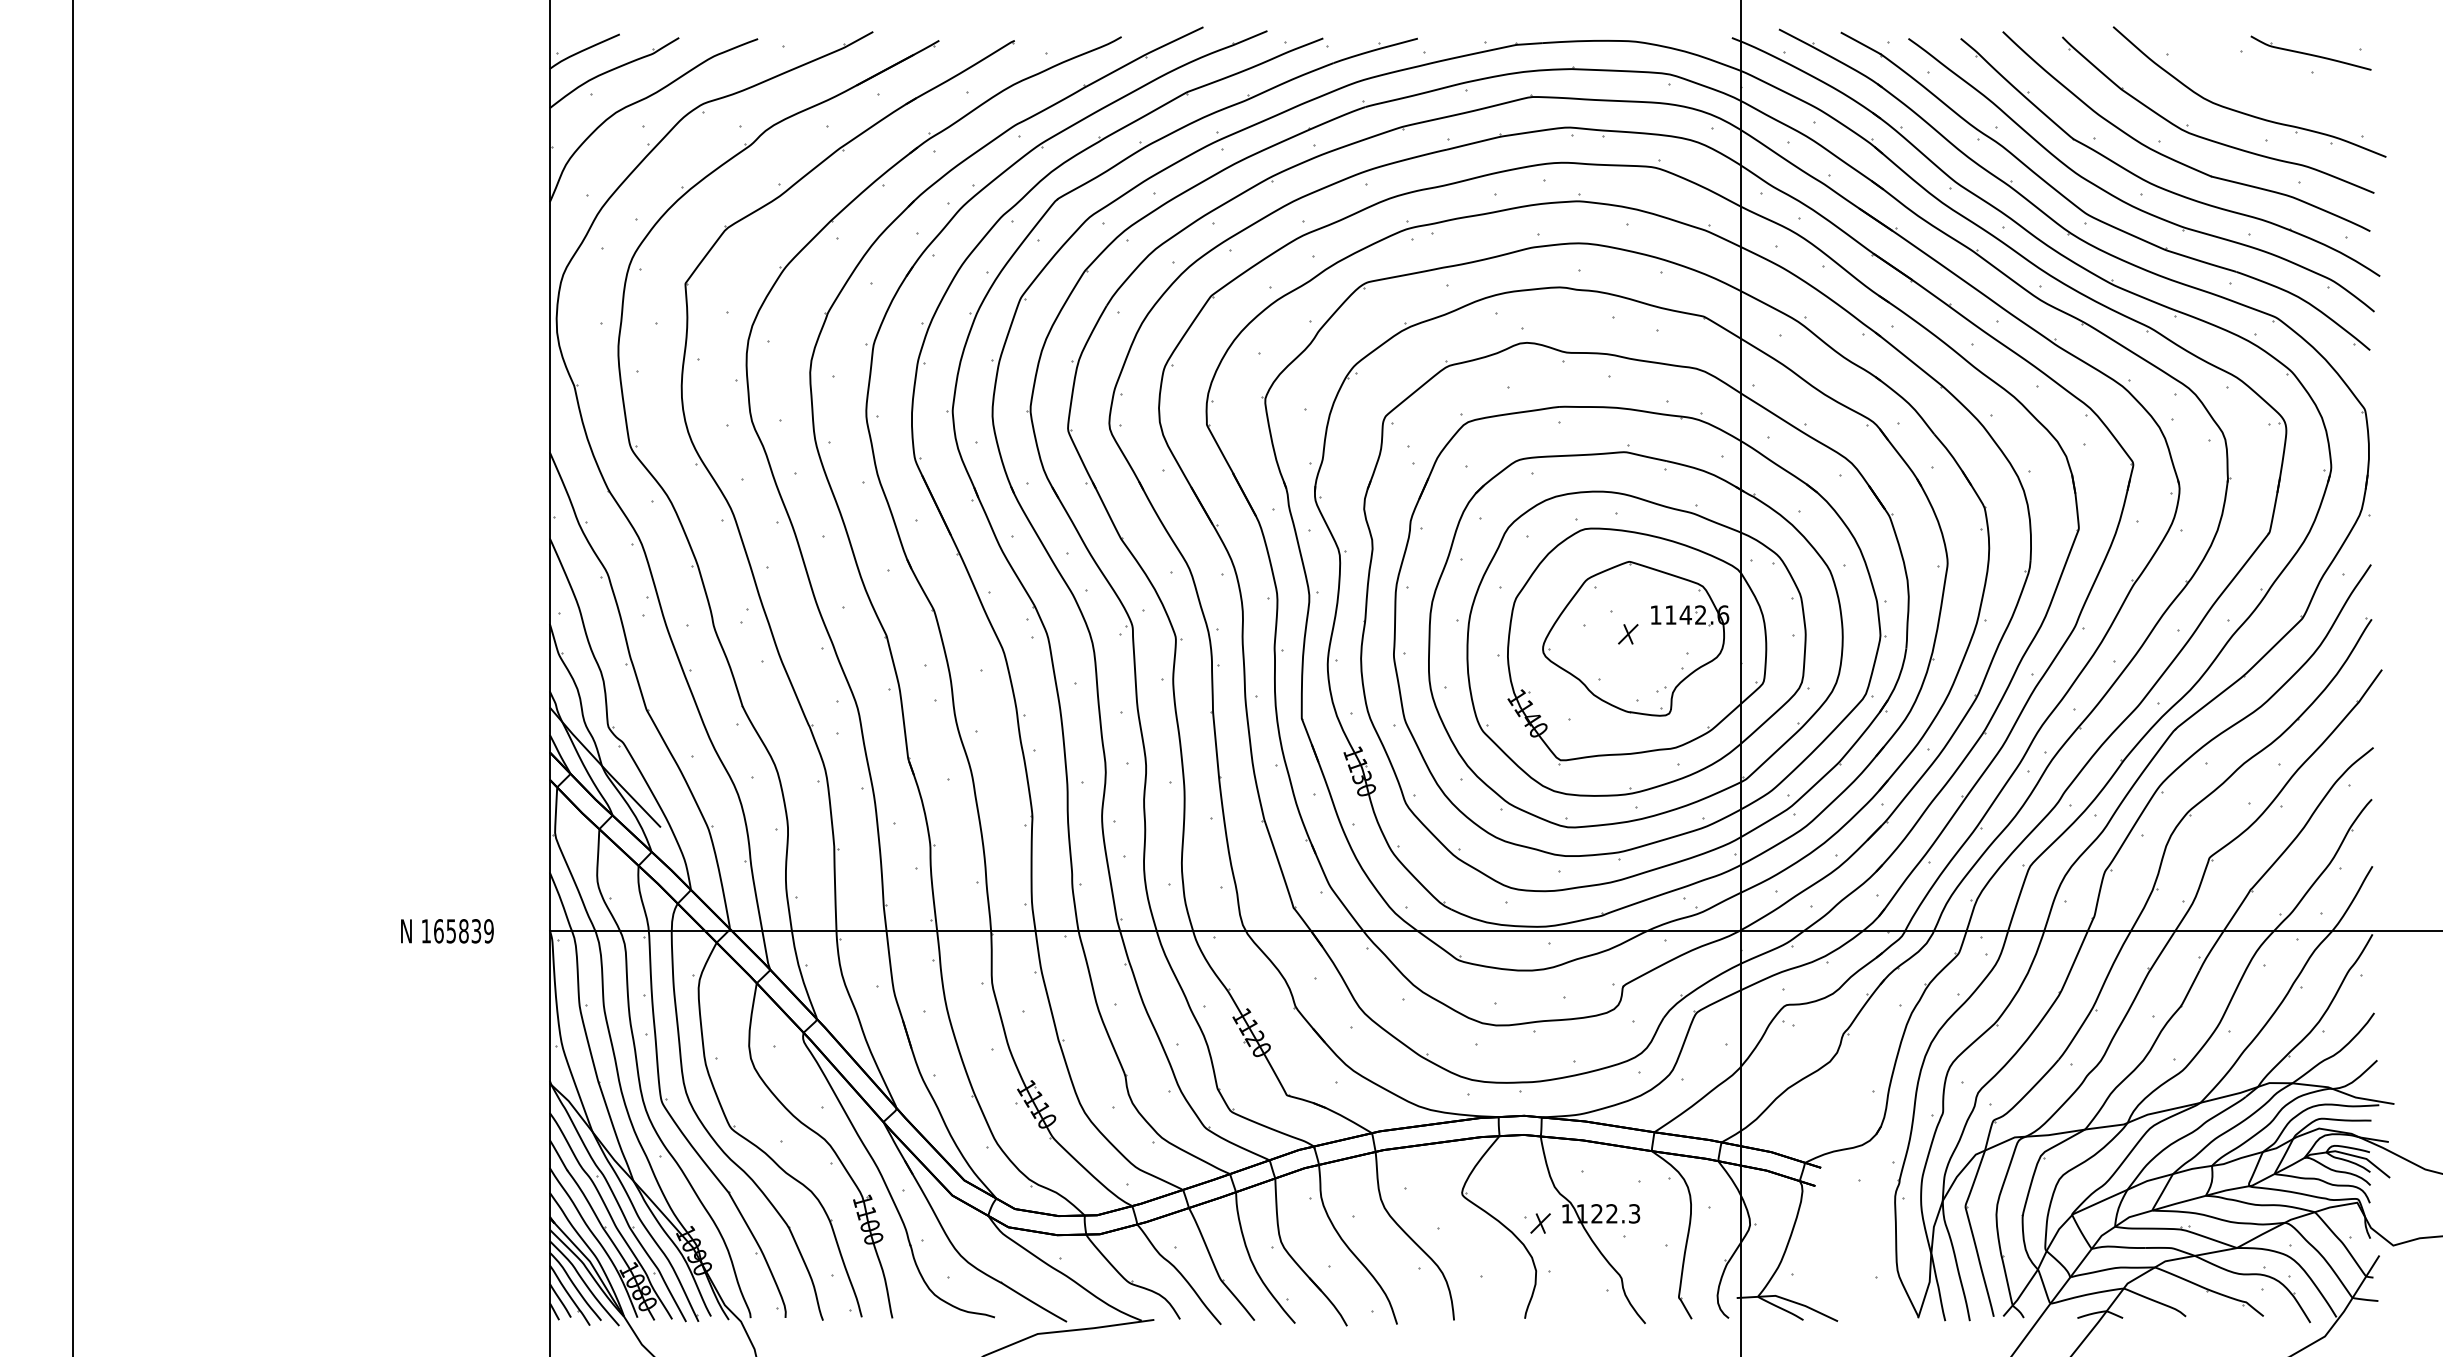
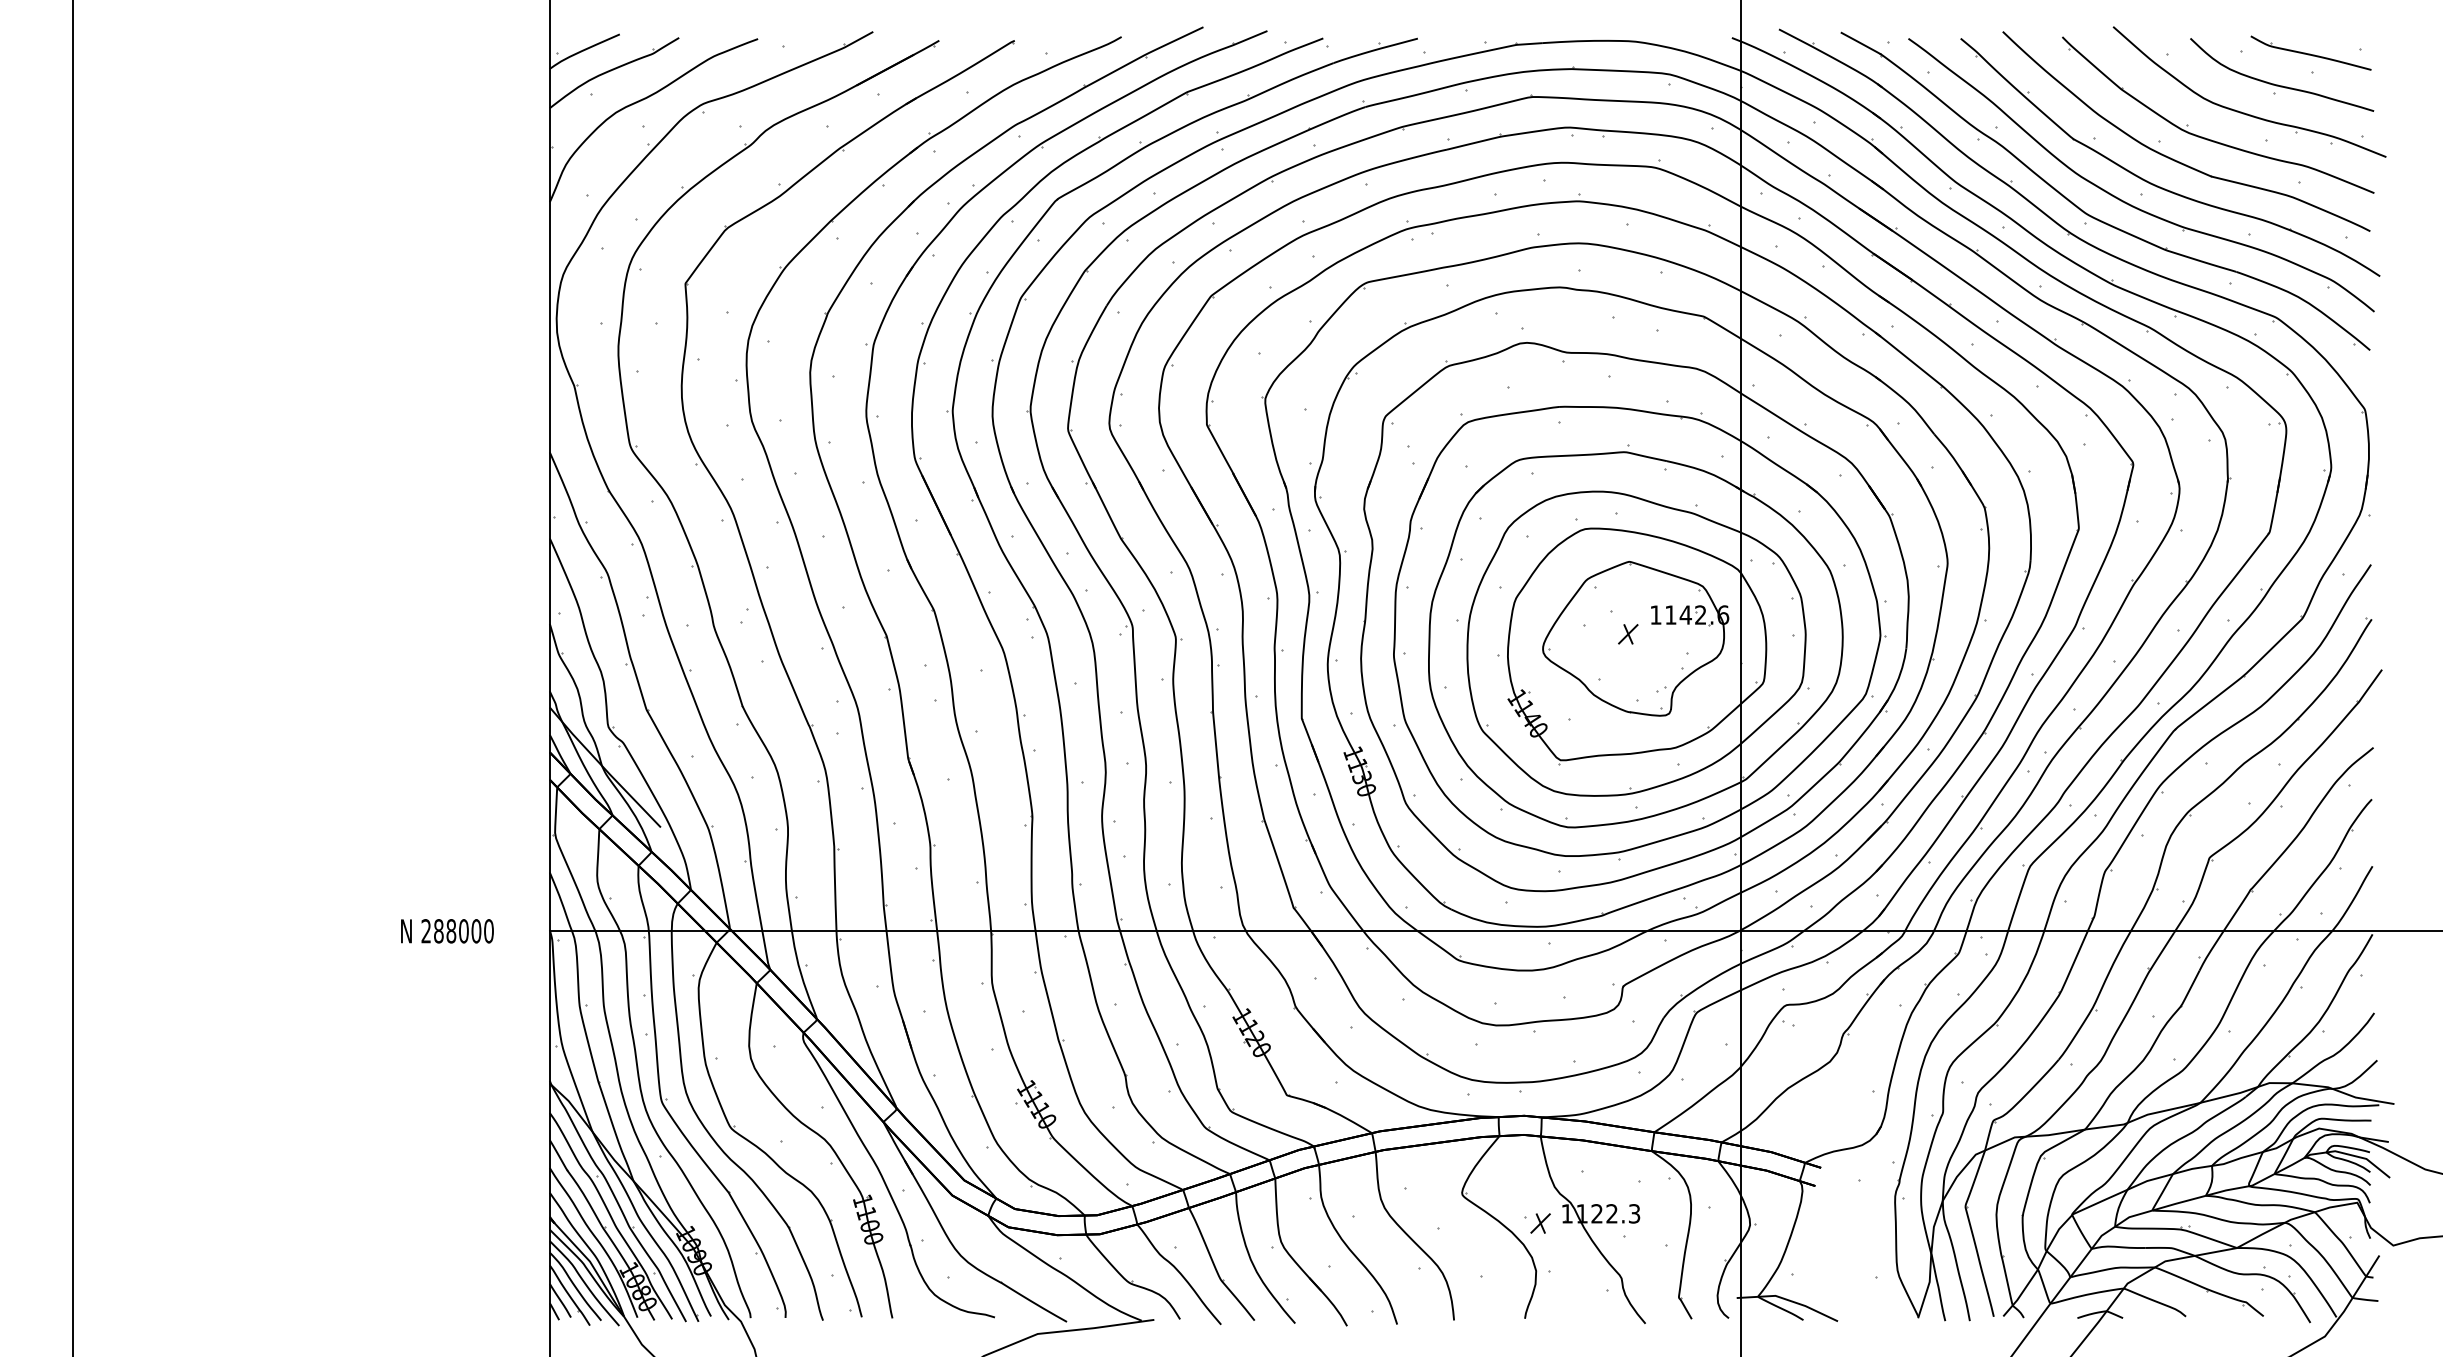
part: none -> present (2278, 84)
text: 165839 -> 288000 (457, 931)
